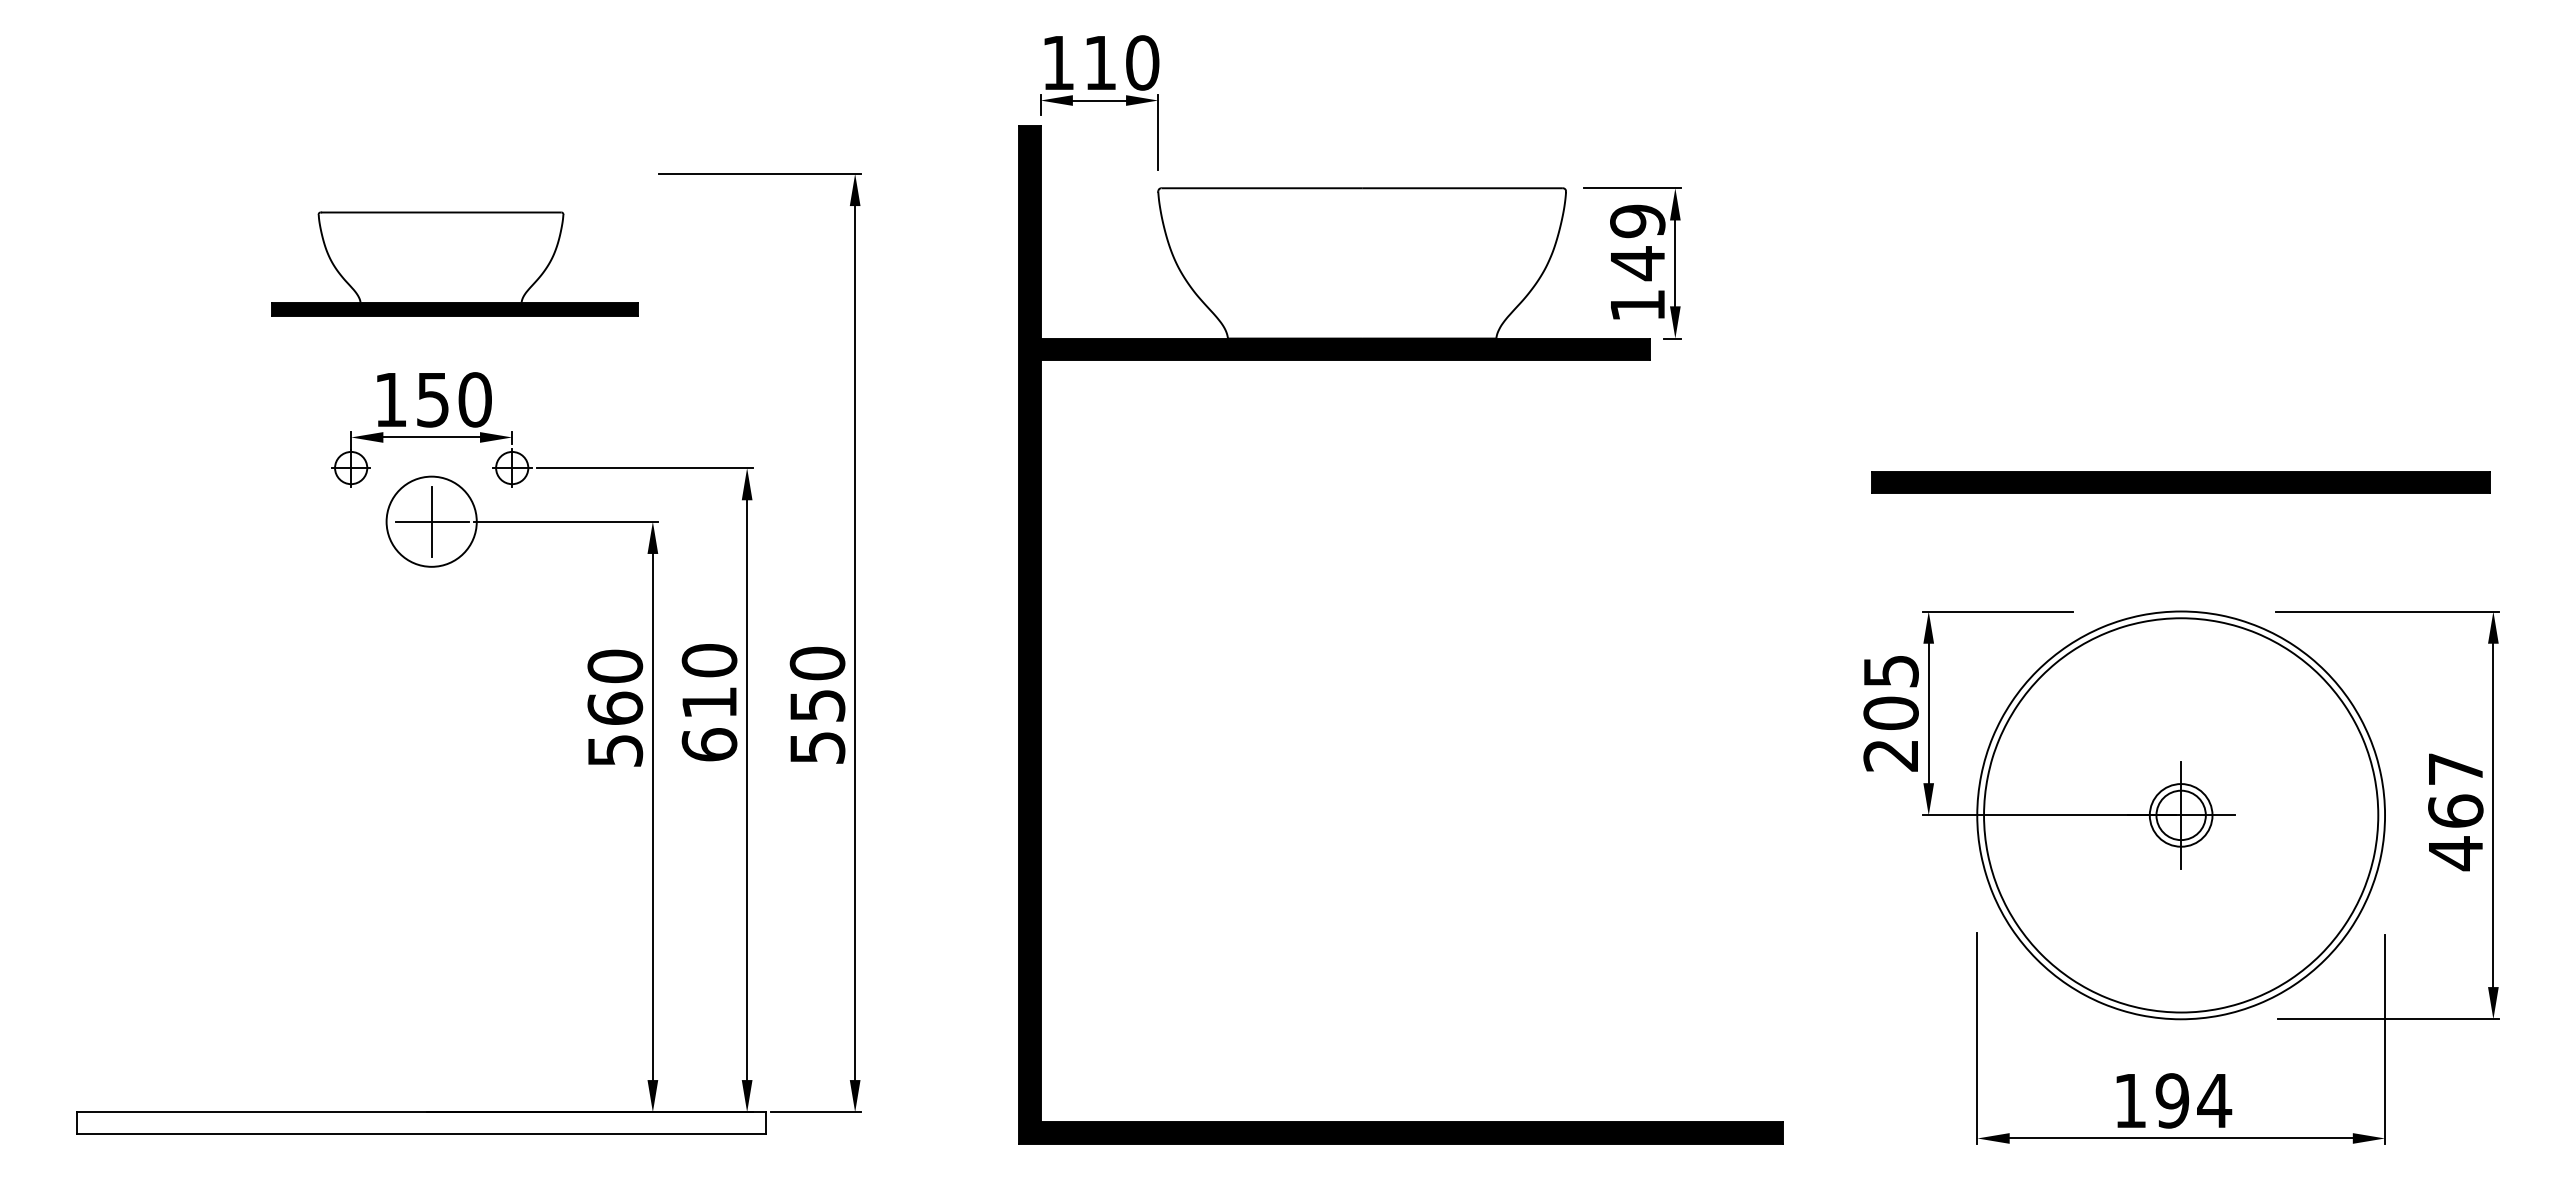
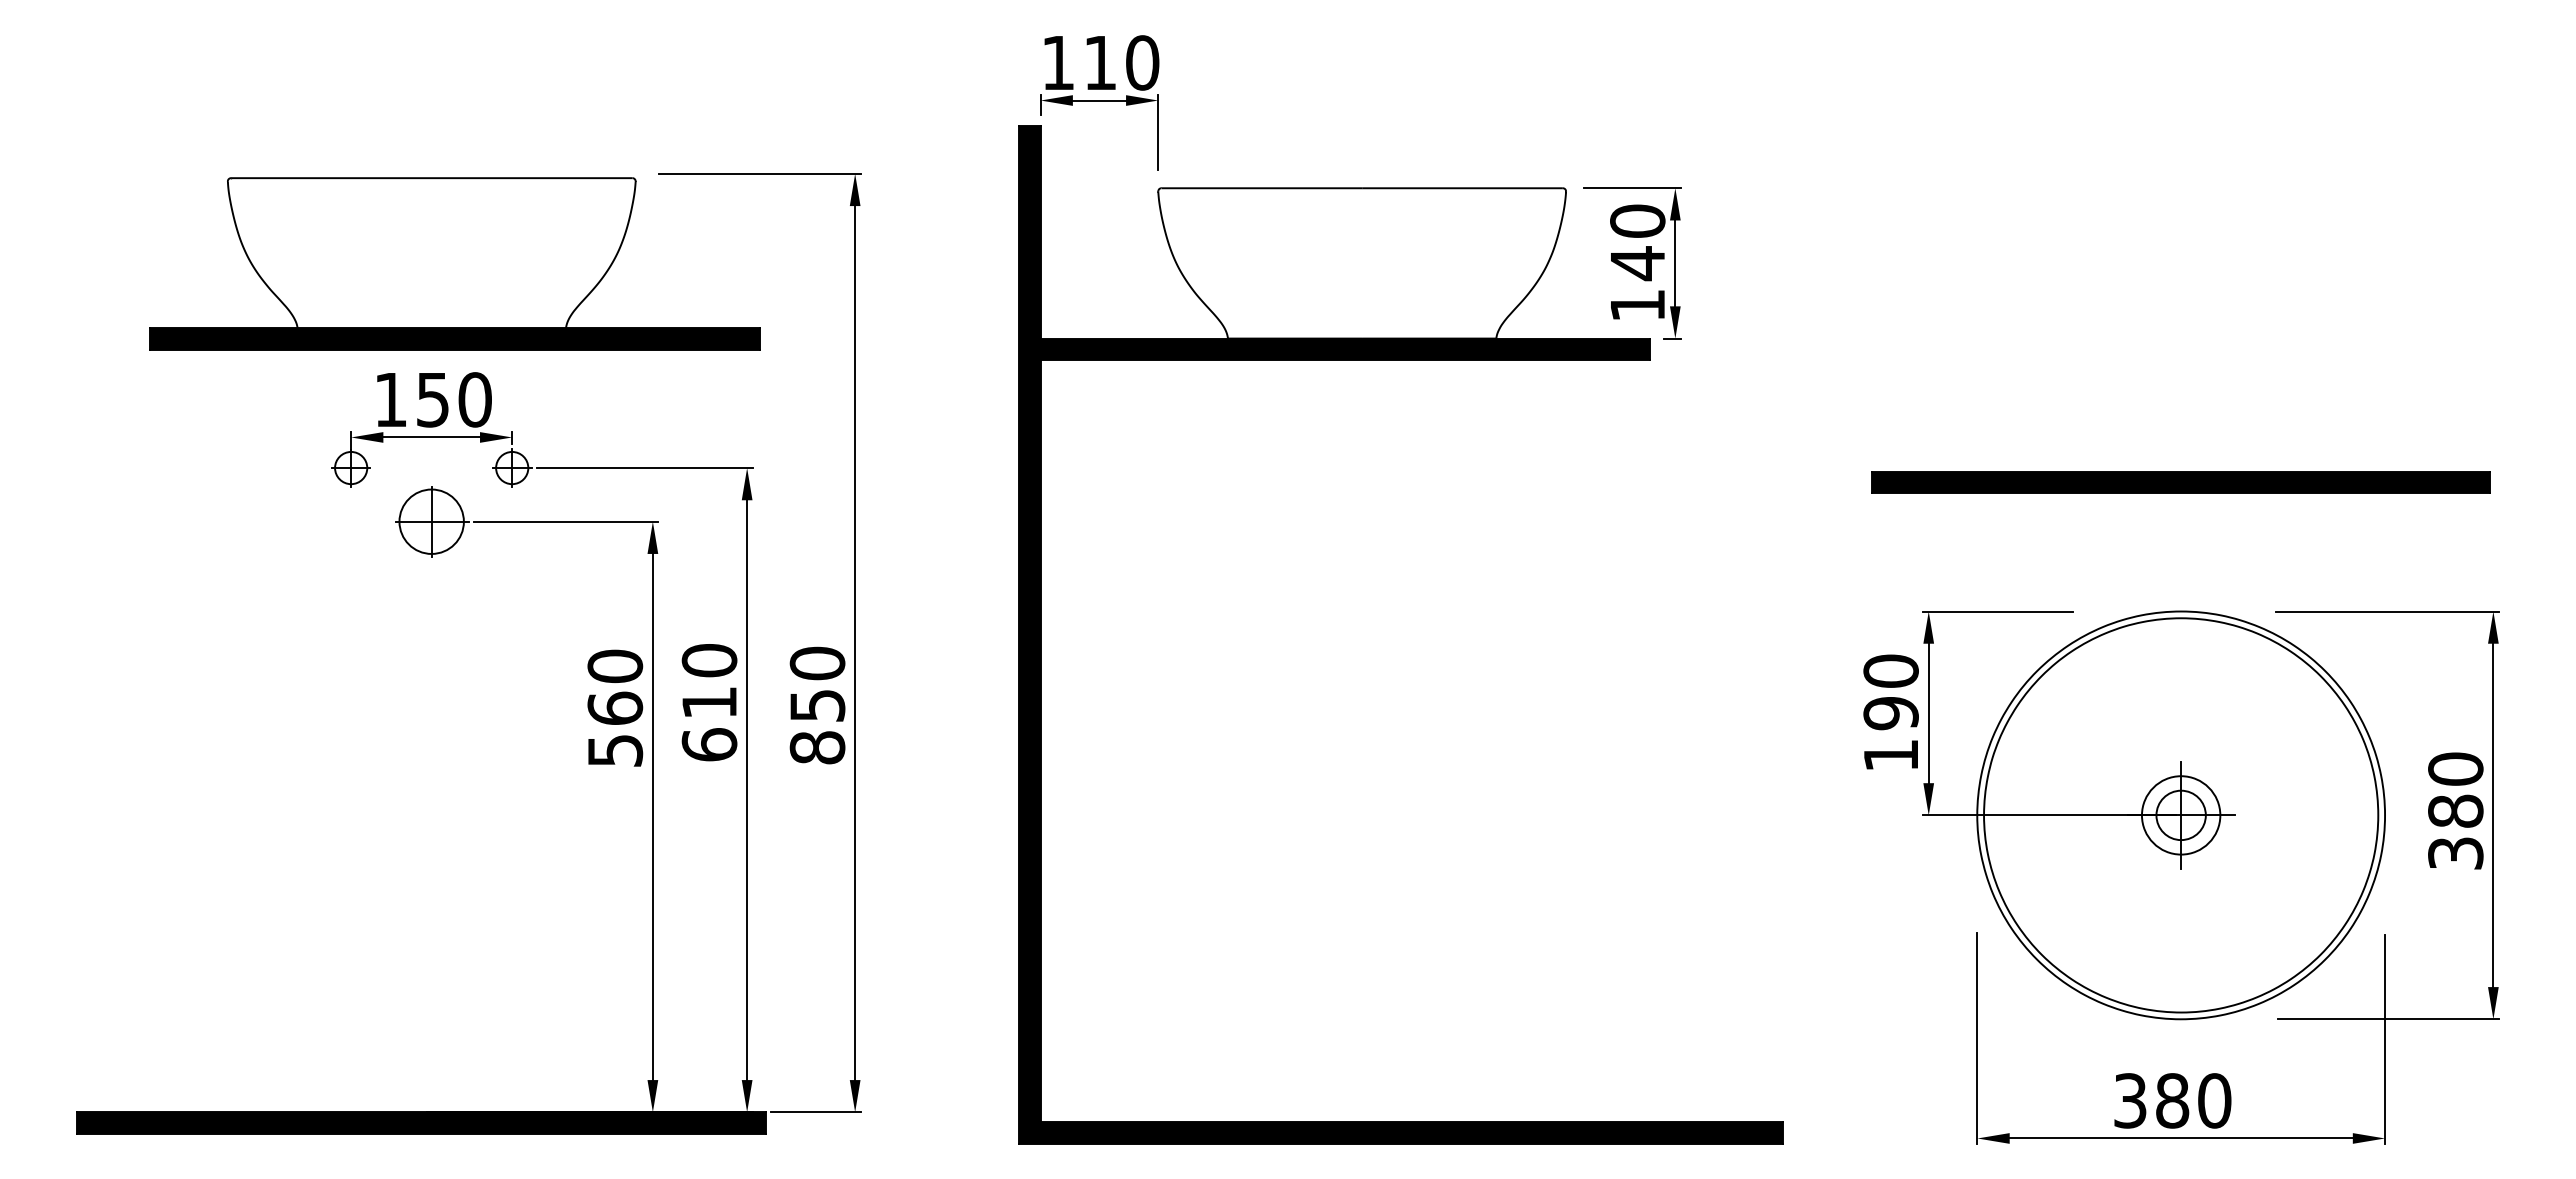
text: 149 -> 140 (1637, 221)
part size: 368x106 px -> 612x174 px (454, 263)
circle diameter: 90 px -> 64 px (431, 521)
text: 205 -> 190 (1890, 712)
text: 550 -> 850 (817, 747)
text: 467 -> 380 (2455, 811)
circle diameter: 63 px -> 78 px (2180, 815)
text: 194 -> 380 (2173, 1100)
fill: none -> present (421, 1122)
